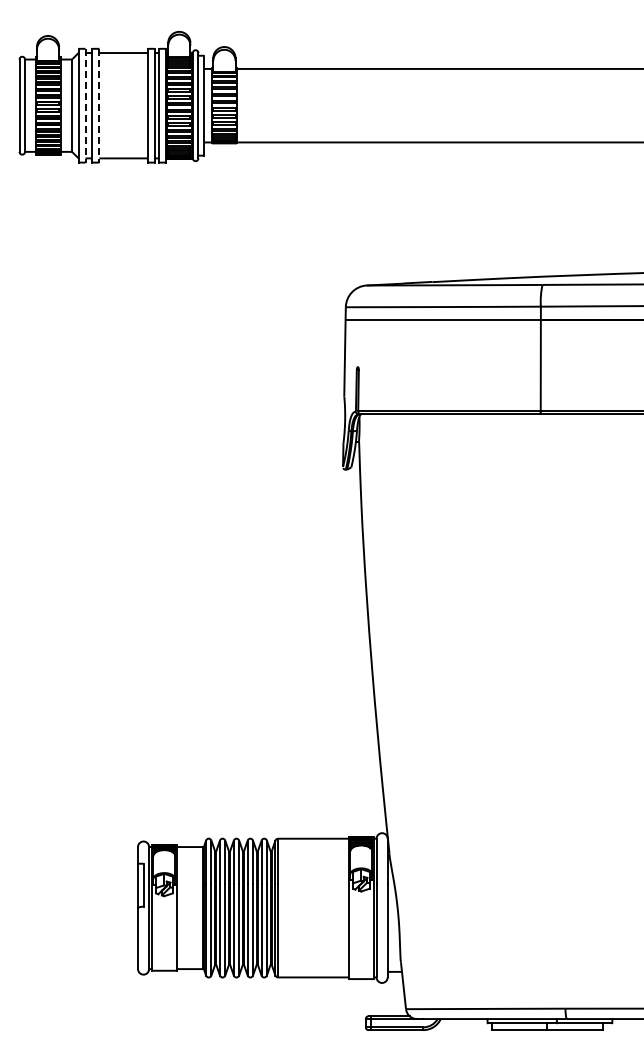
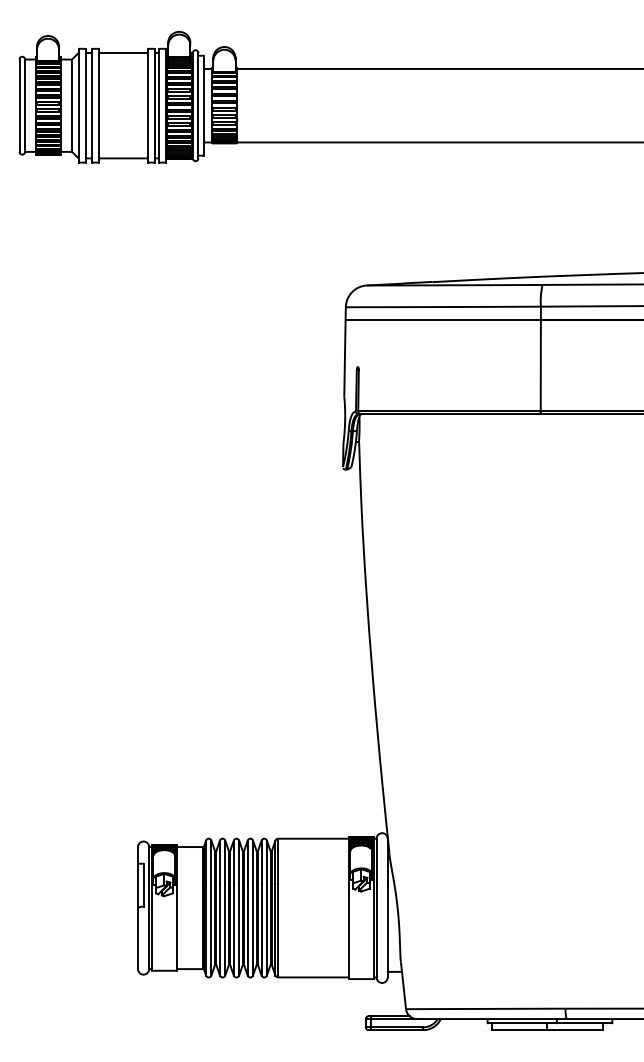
line: dashed -> solid (85, 105)
line: dashed -> solid (99, 105)
